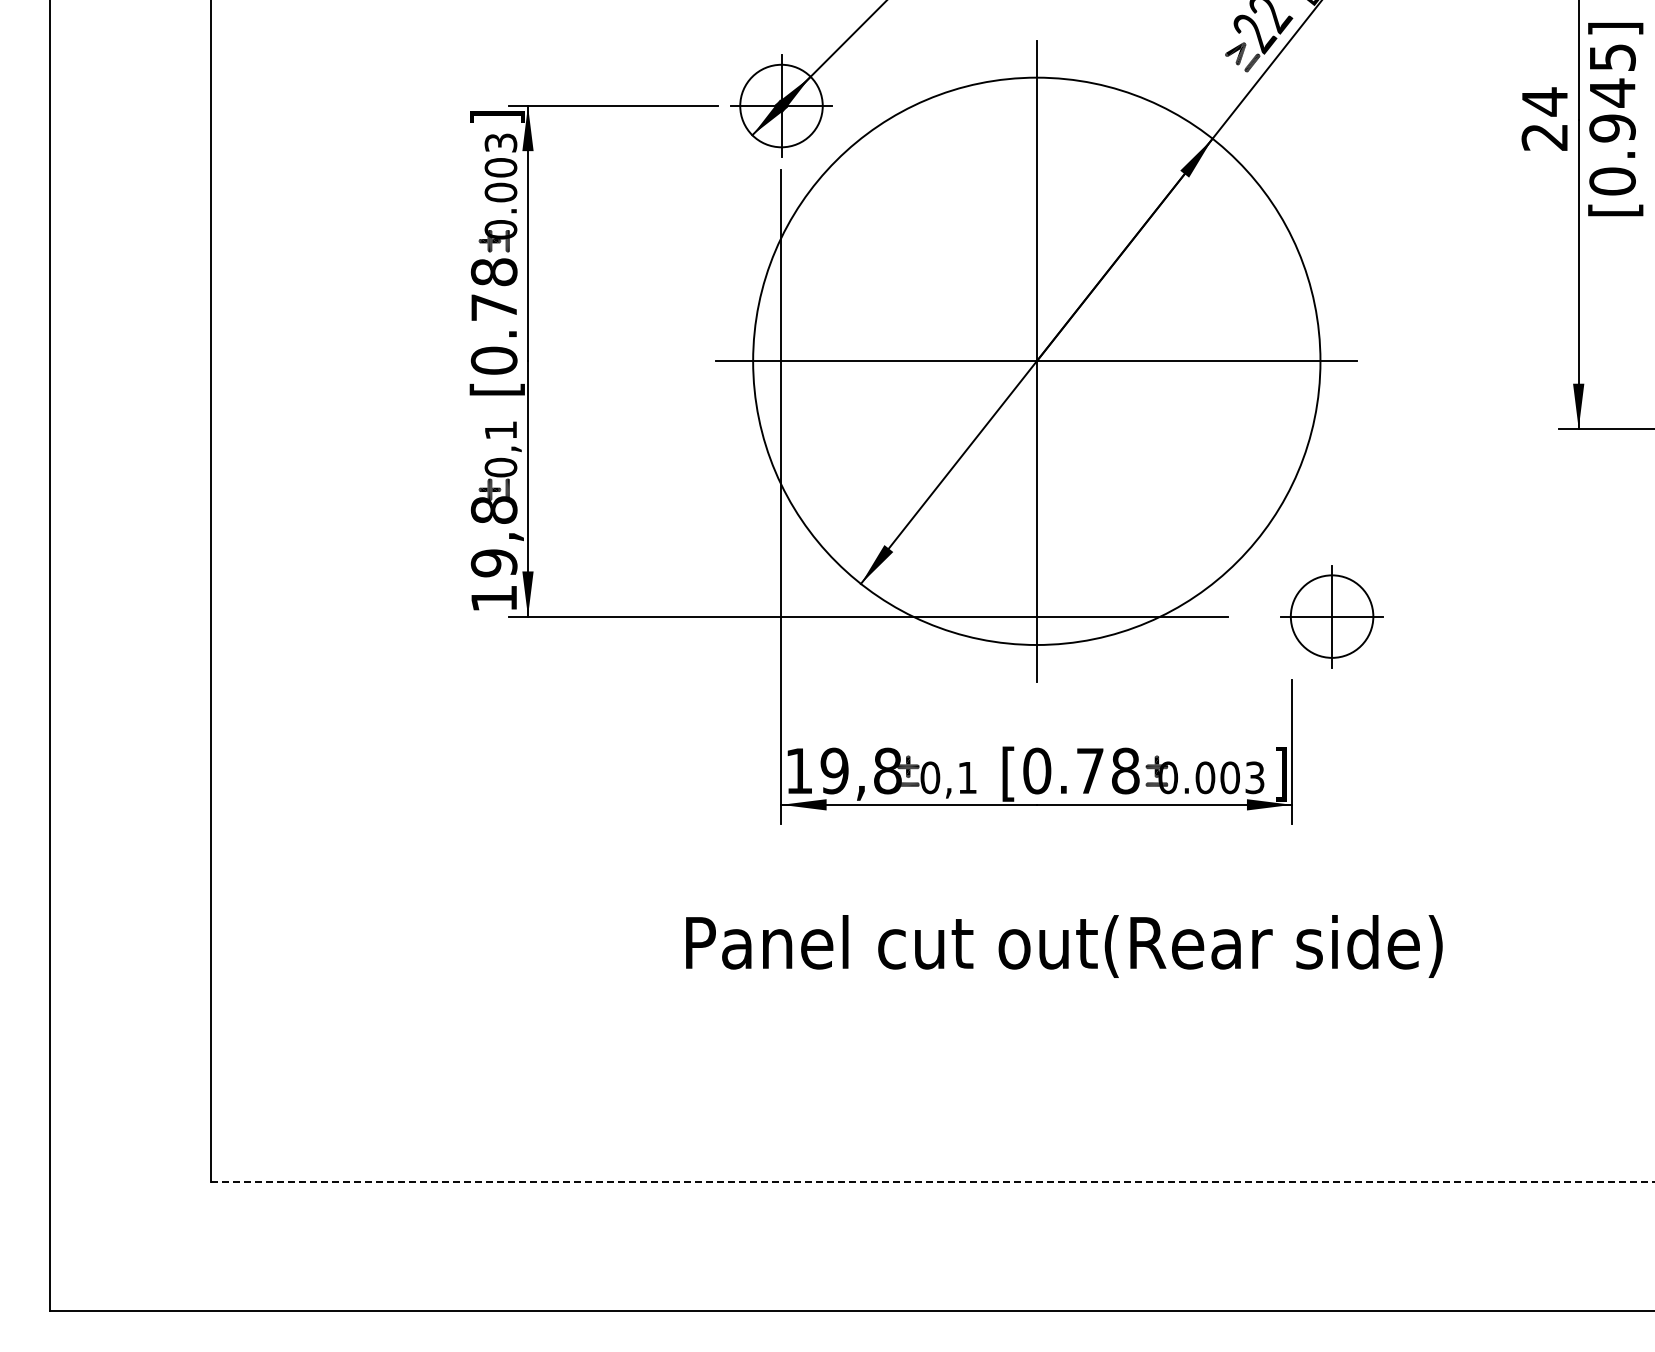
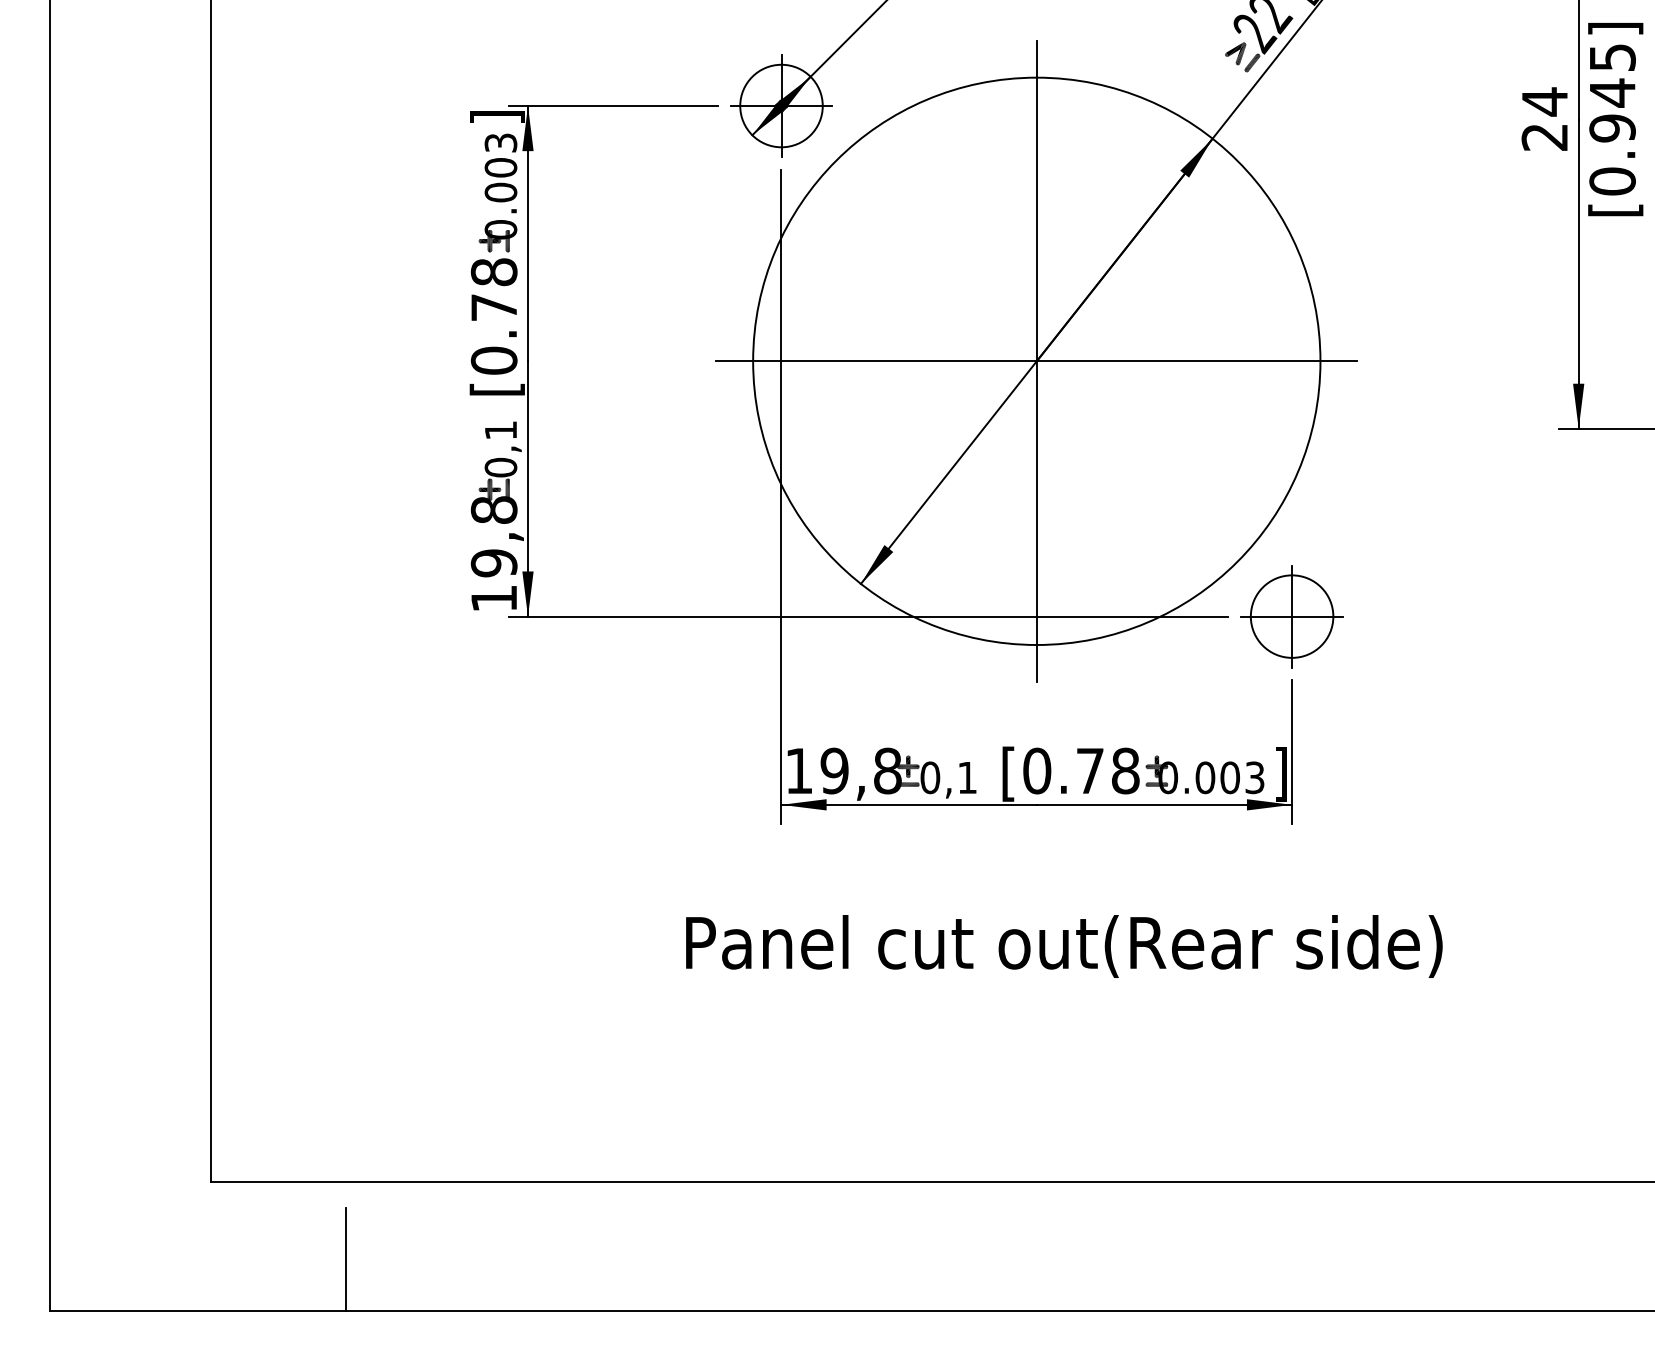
part position: (1331, 616) -> (1291, 616) (1291, 616)
line: dashed -> solid (932, 1182)
line: none -> present (346, 1259)
